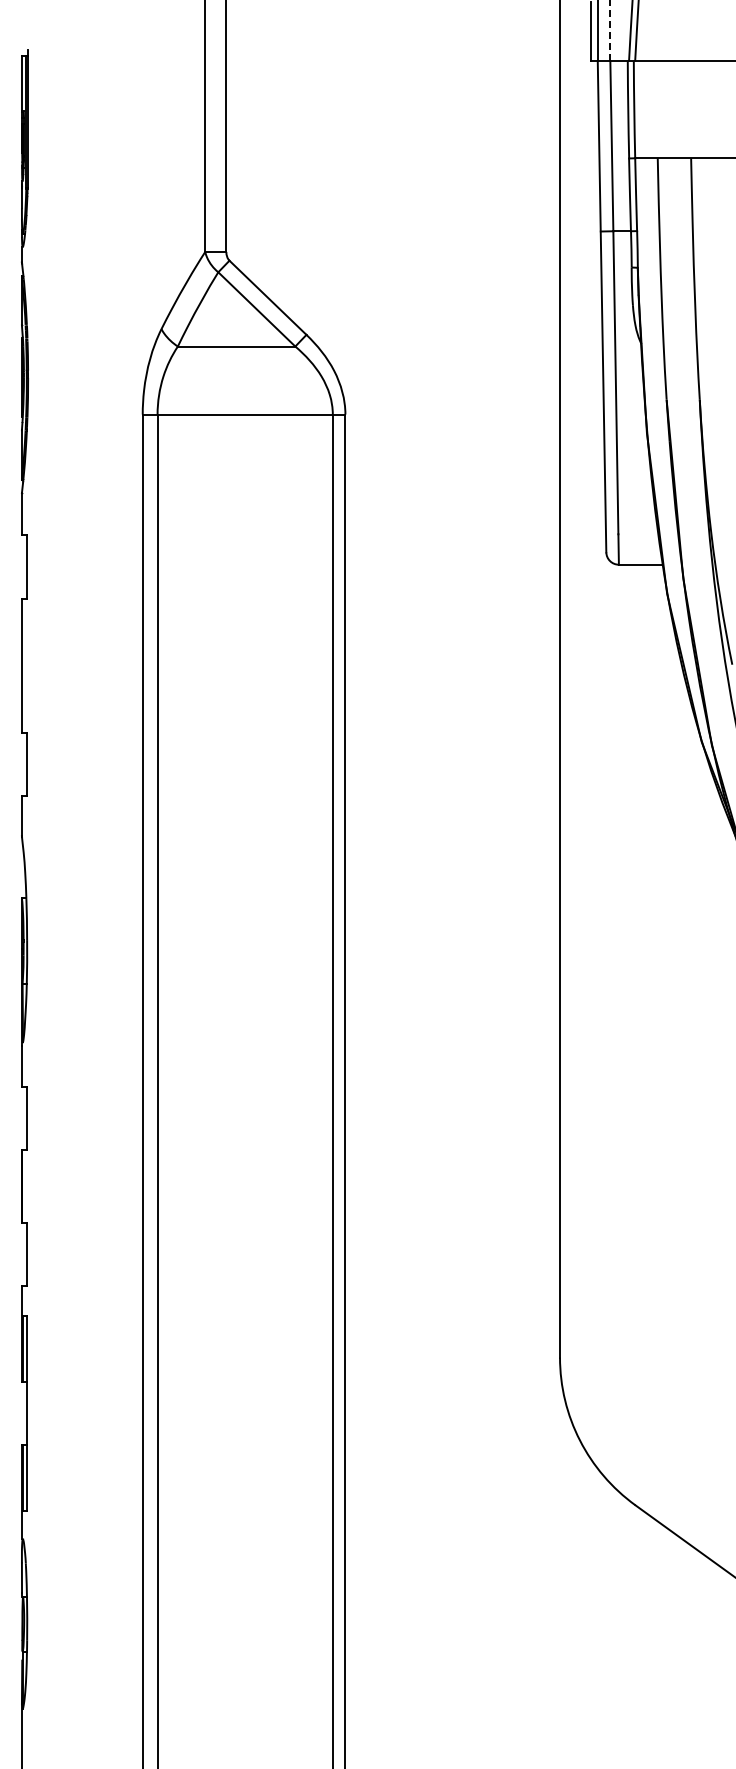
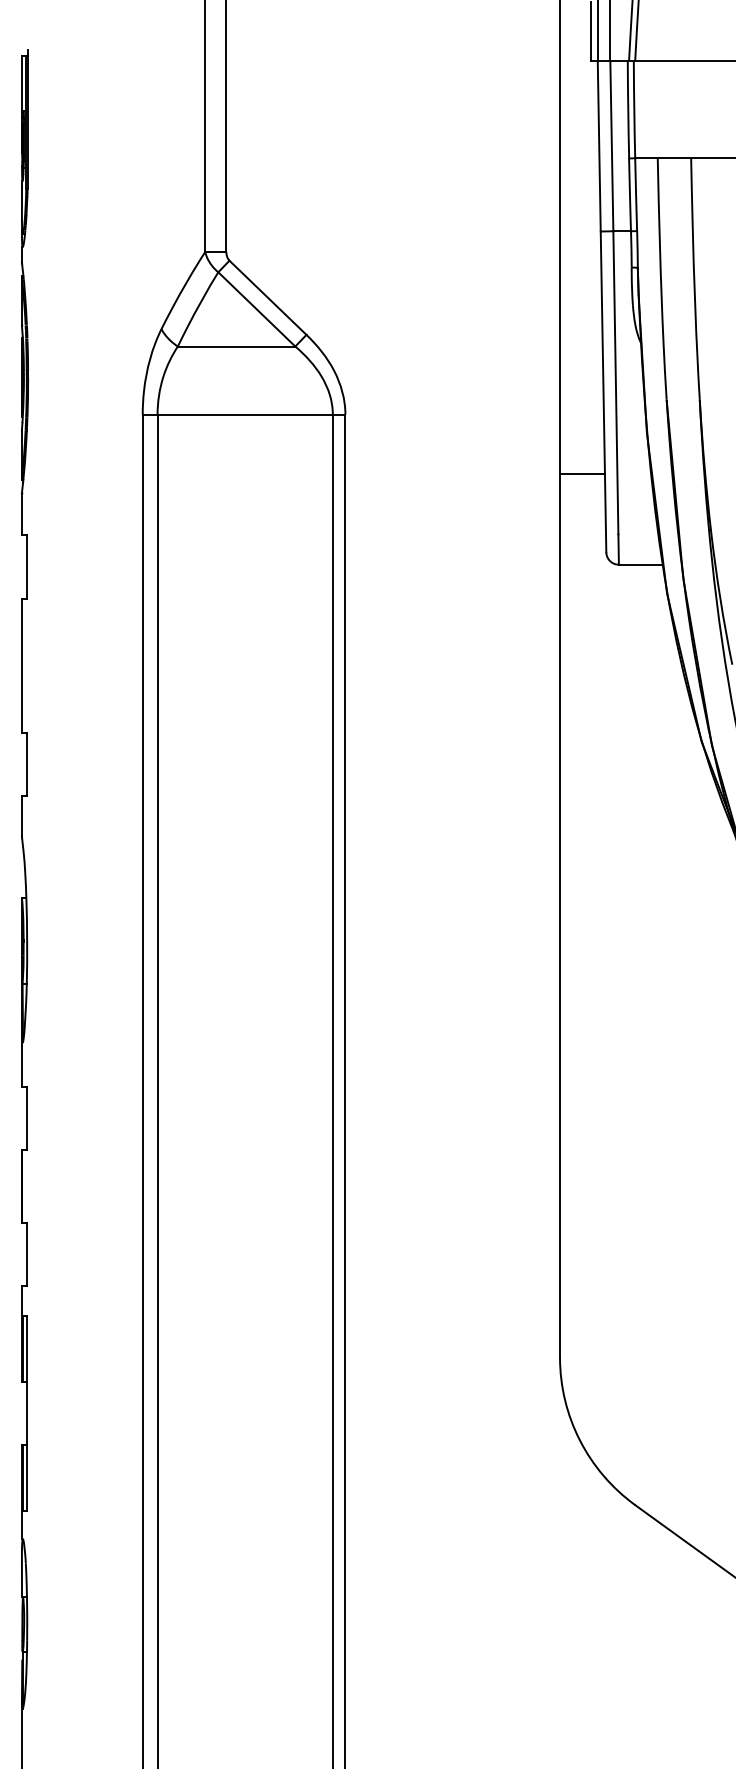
line: dashed -> solid (610, 30)
line: none -> present (582, 473)
